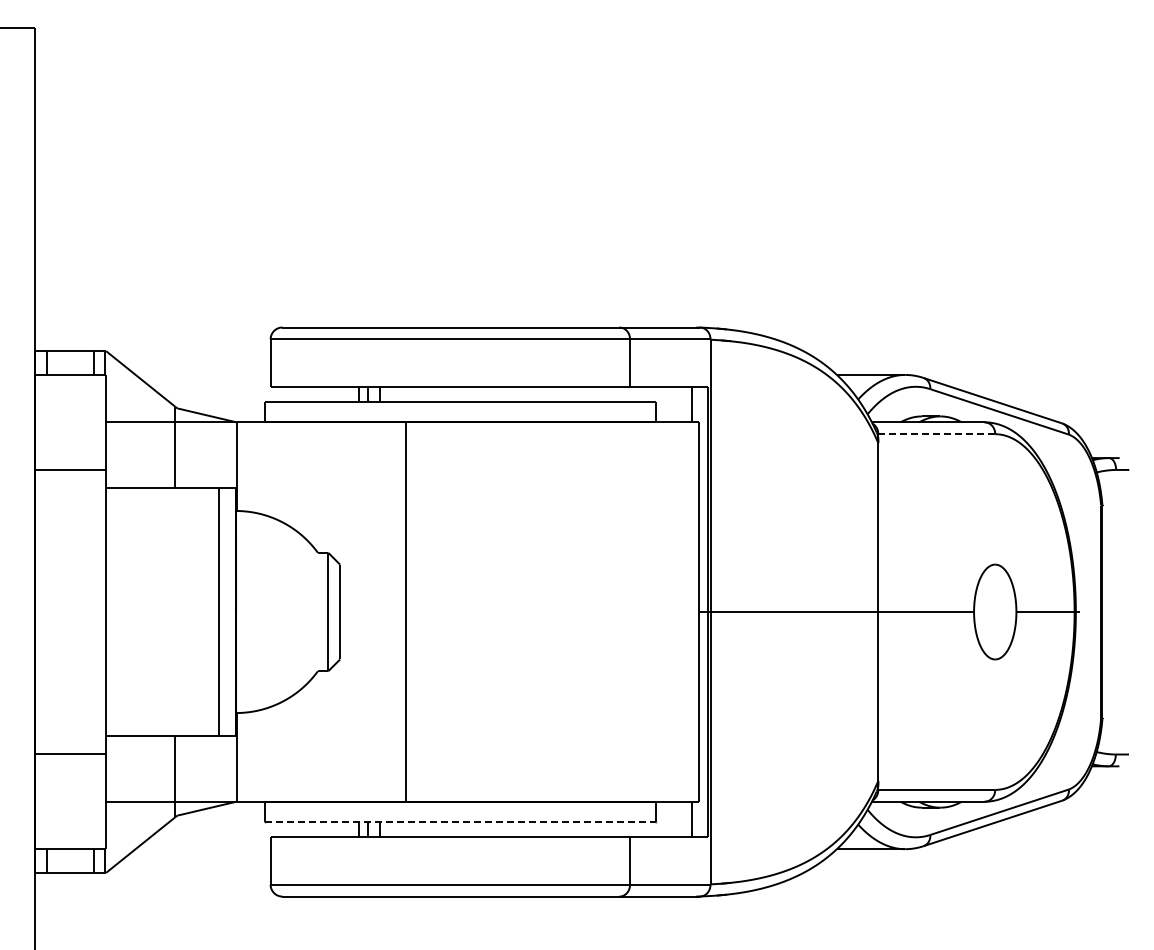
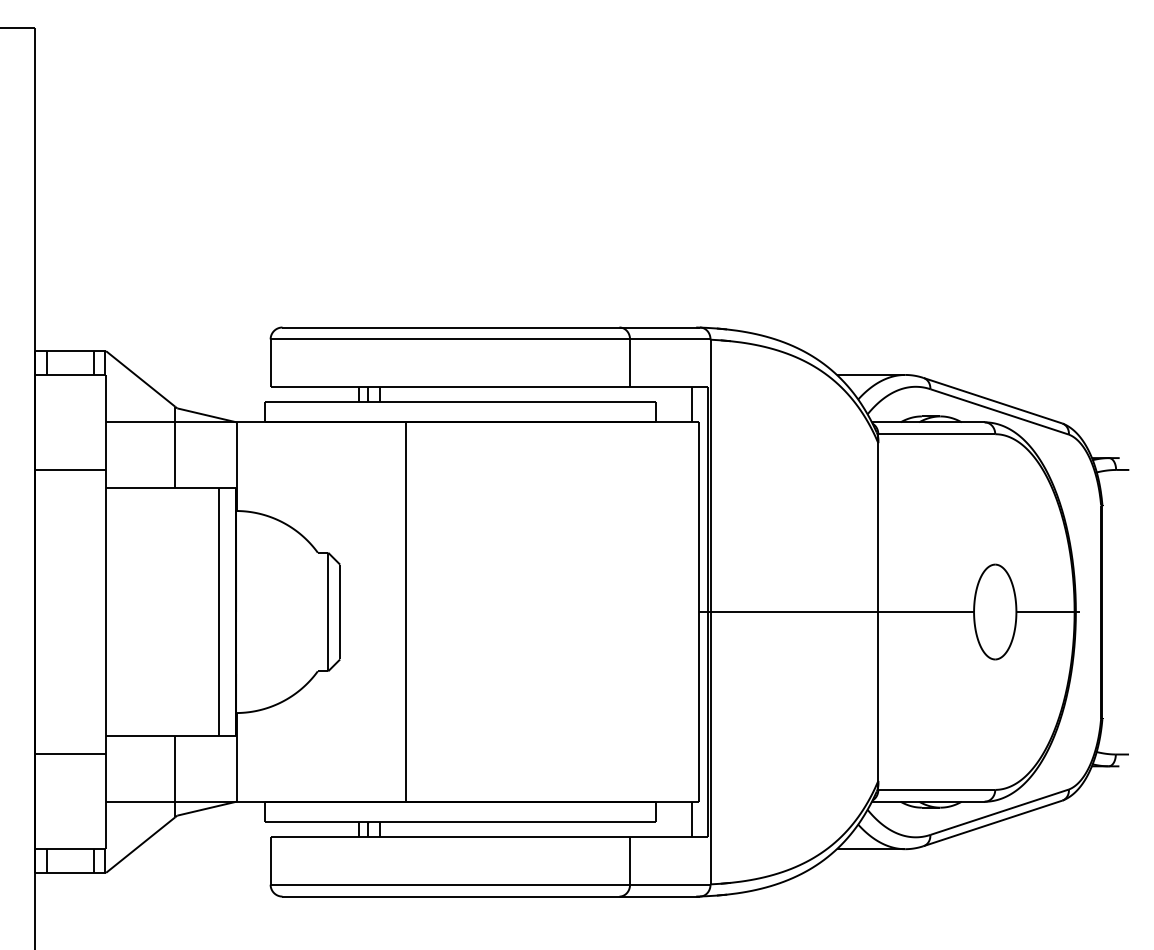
line: dashed -> solid (937, 434)
line: dashed -> solid (460, 822)
